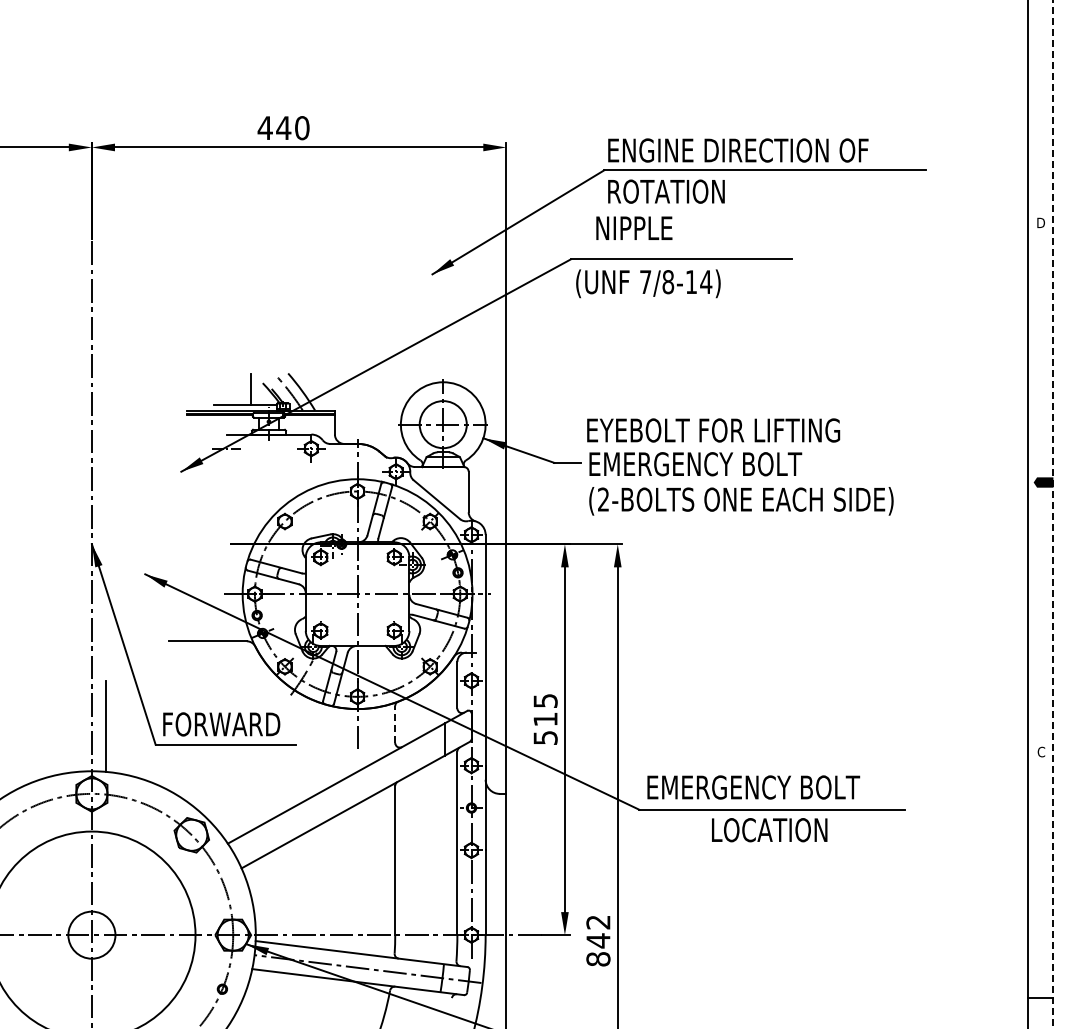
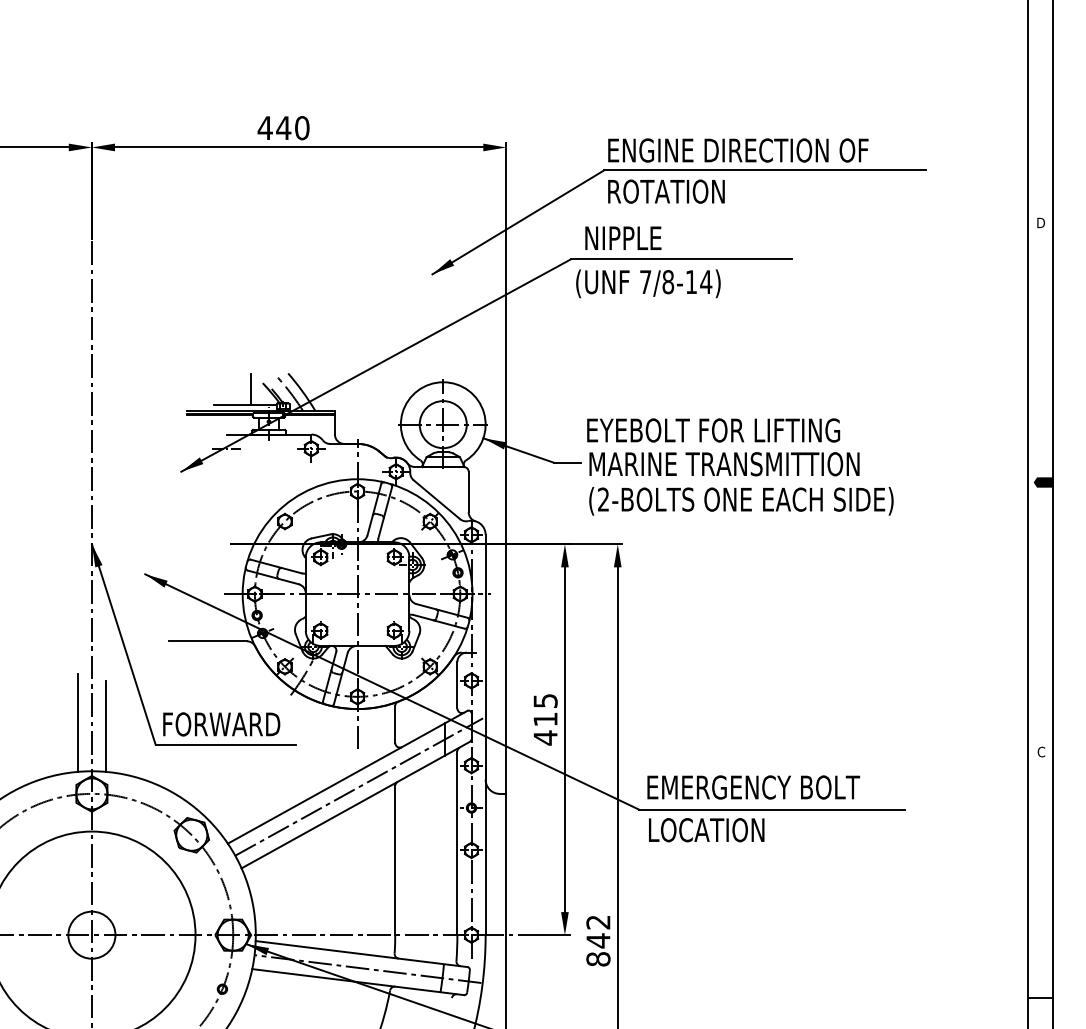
text position: (634, 227) -> (623, 237) (623, 237)
text: EMERGENCY BOLT -> MARINE TRANSMITTION (725, 464)
line: dashed -> solid (1053, 514)
line: none -> present (77, 722)
line: dashed -> solid (395, 723)
text: 515 -> 415 (545, 737)
line: none -> present (359, 786)
text position: (769, 830) -> (706, 830) (706, 830)
